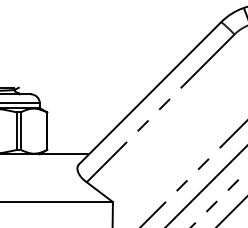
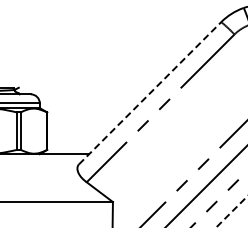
line: solid -> dashed (150, 93)
line: solid -> dashed (231, 211)
